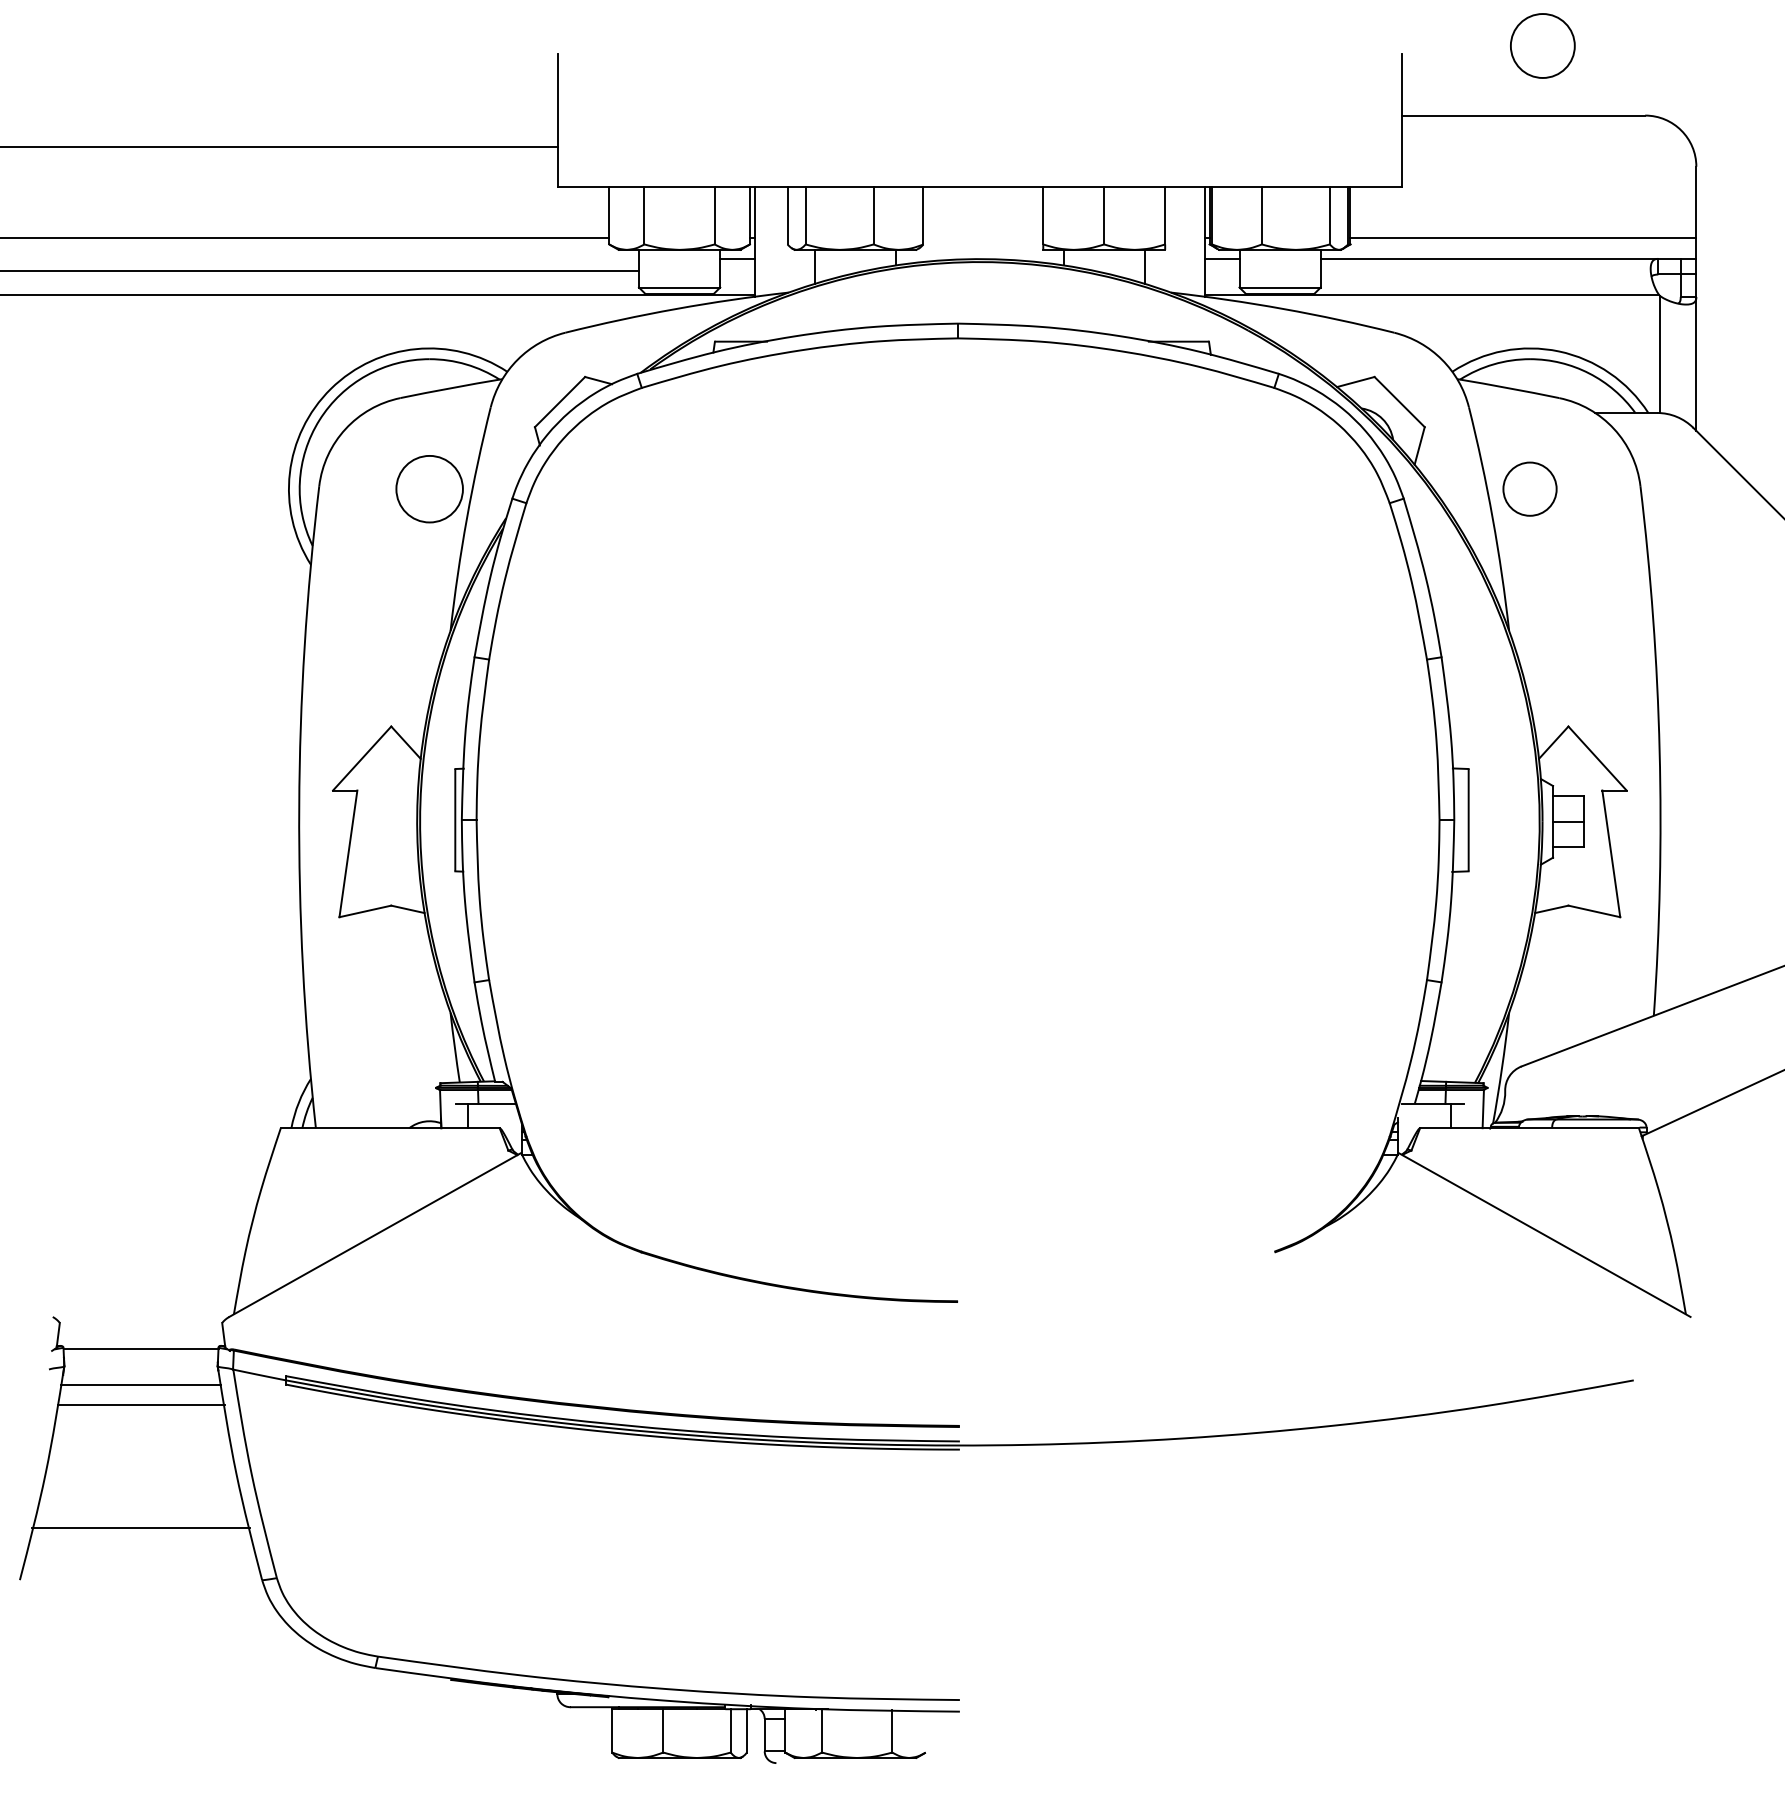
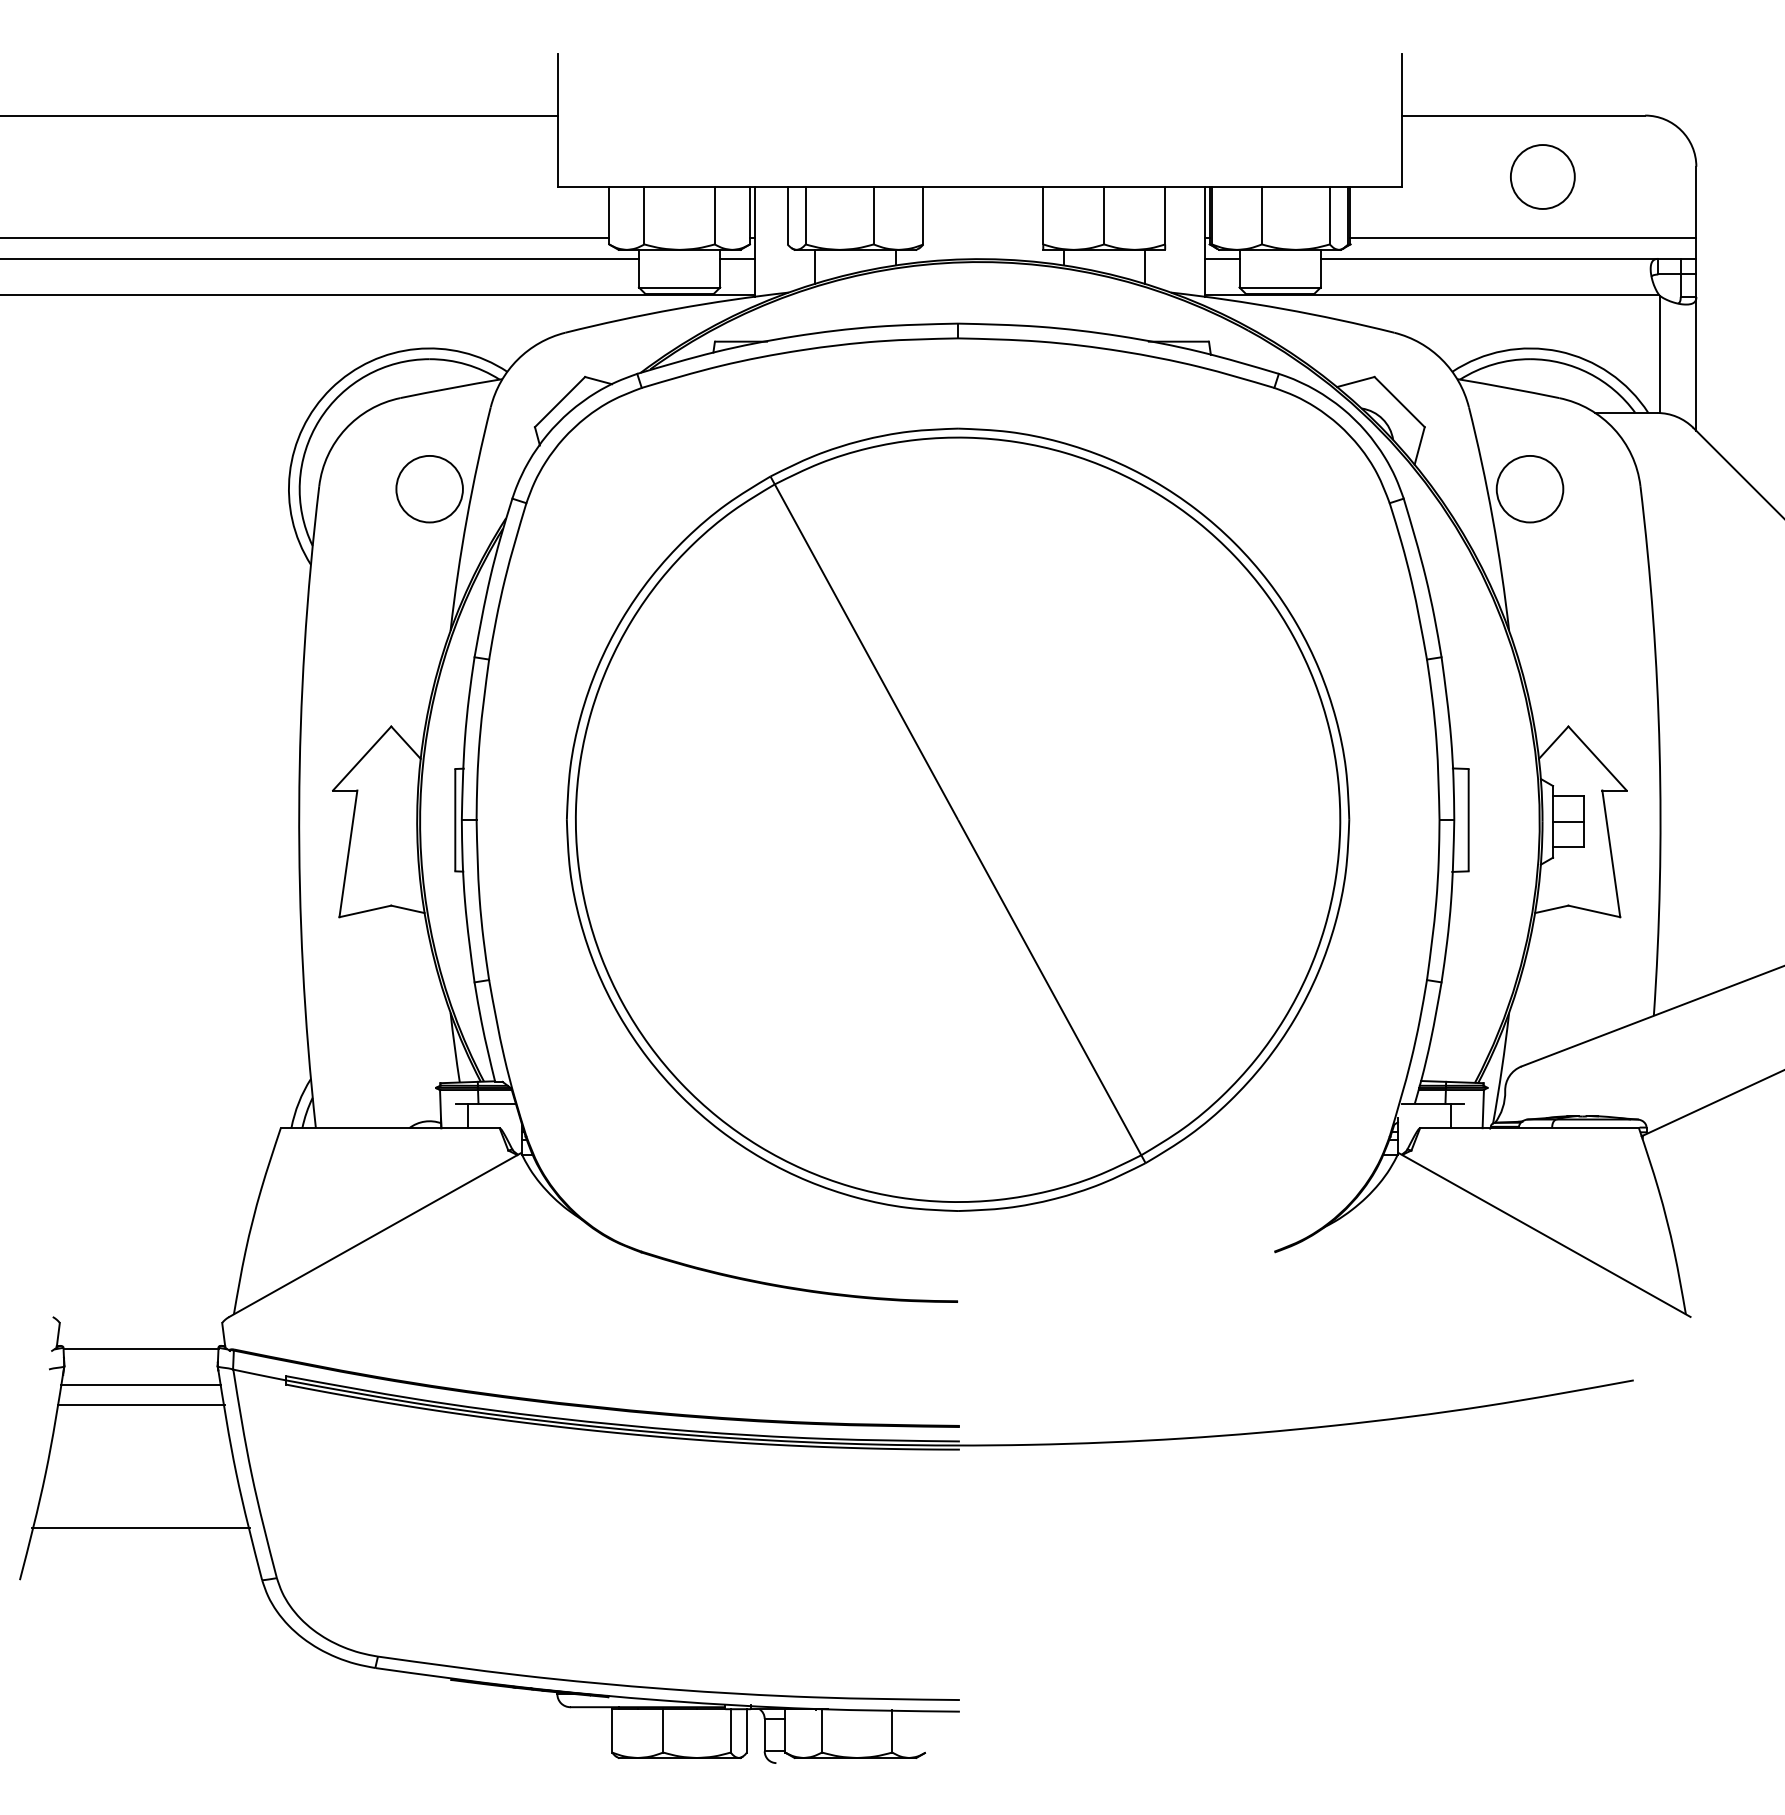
circle position: (1542, 45) -> (1542, 176) (1542, 176)
line position: (279, 146) -> (279, 115) (279, 115)
line position: (320, 270) -> (320, 258) (320, 258)
circle diameter: 53 px -> 67 px (1529, 488)
part: none -> present (958, 819)
